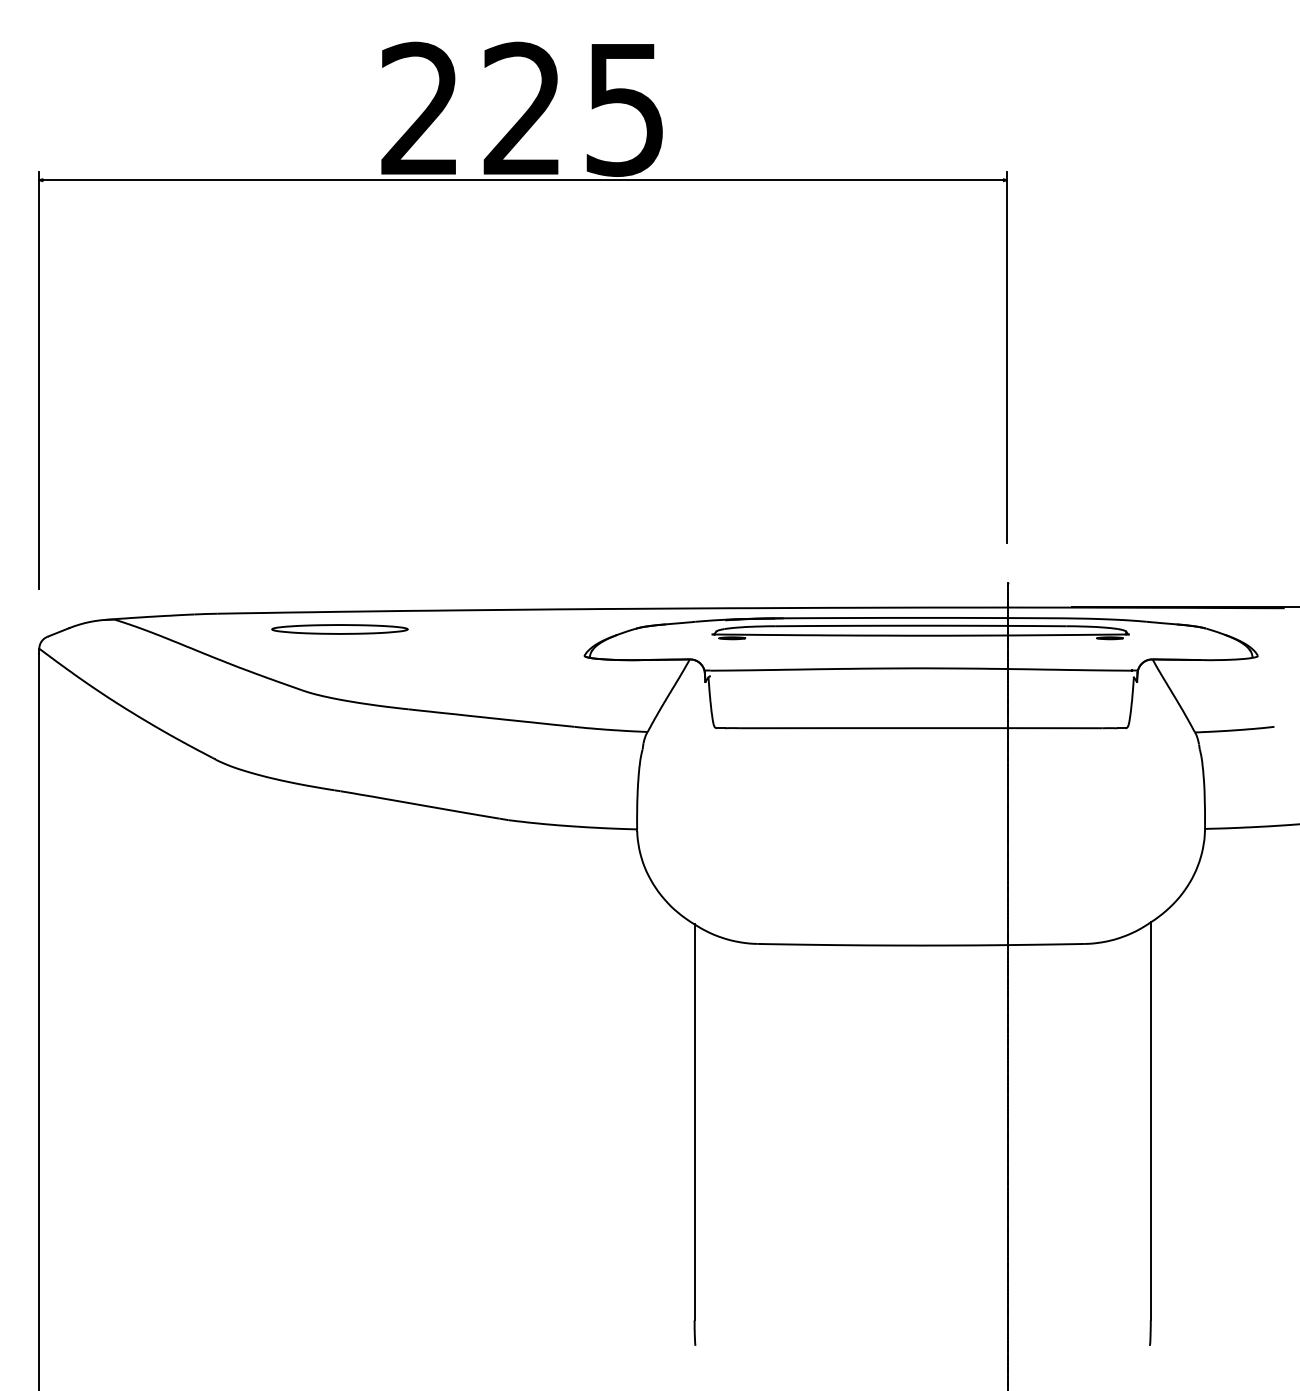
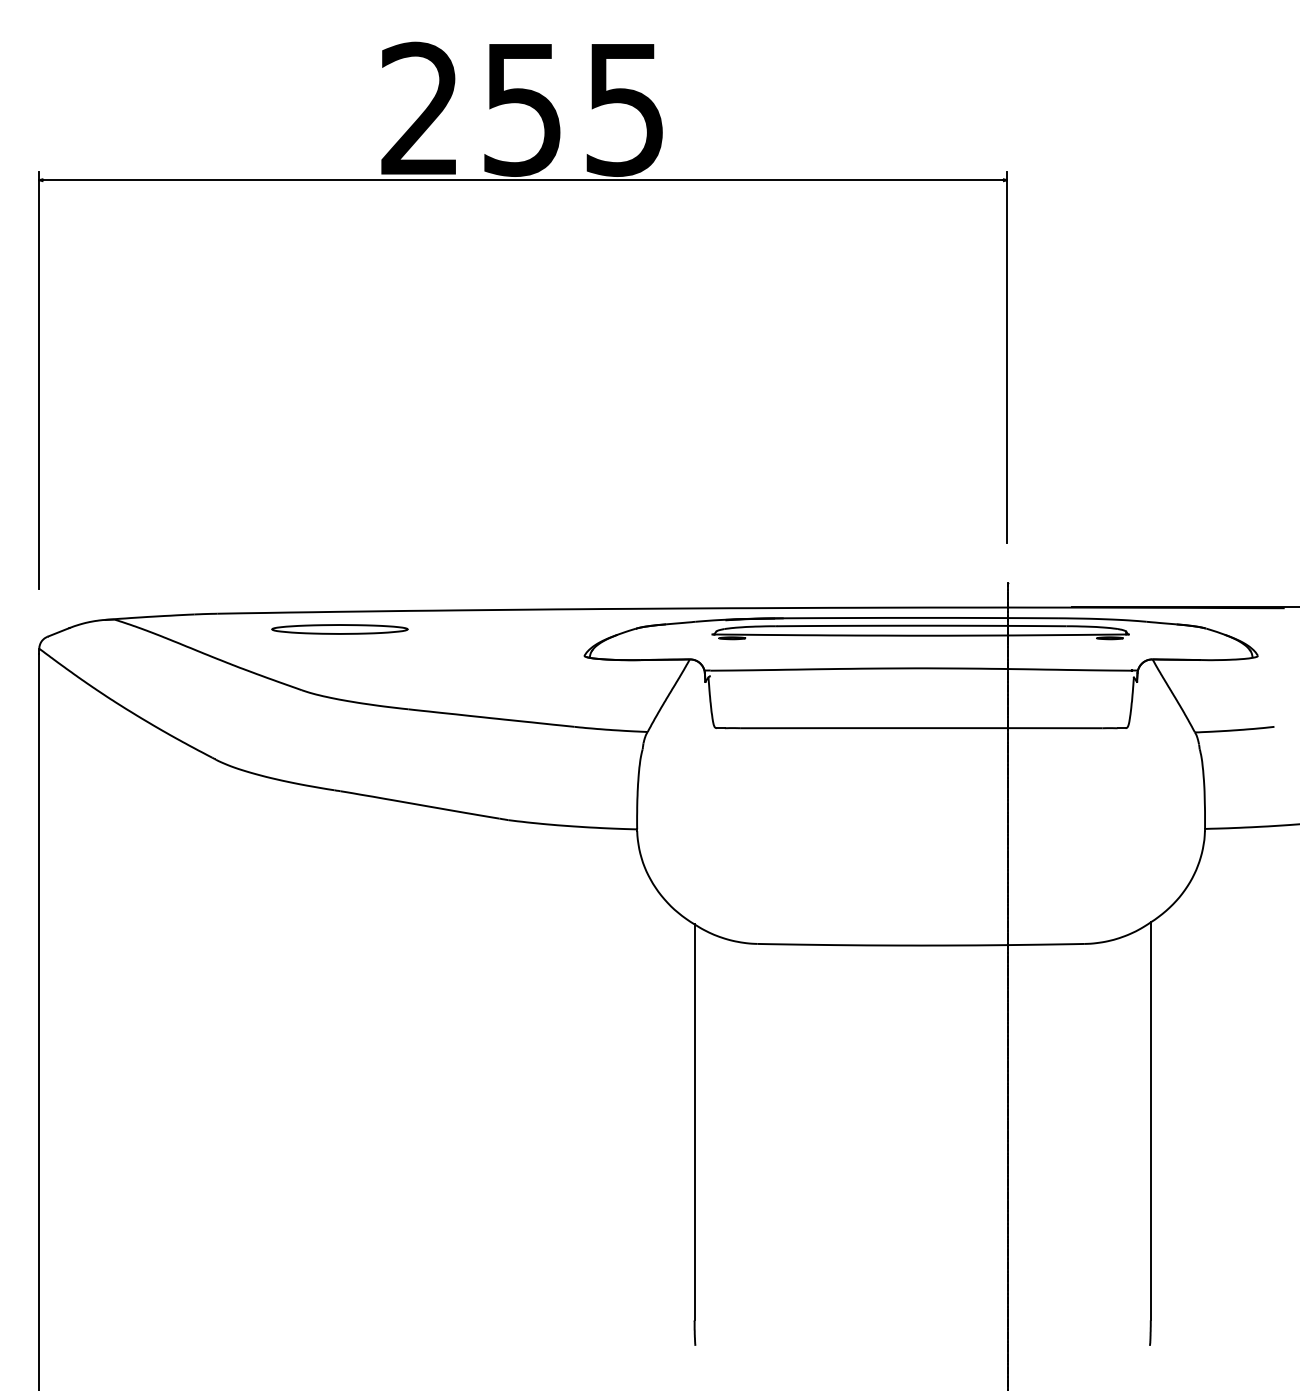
text: 225 -> 255 (521, 108)
